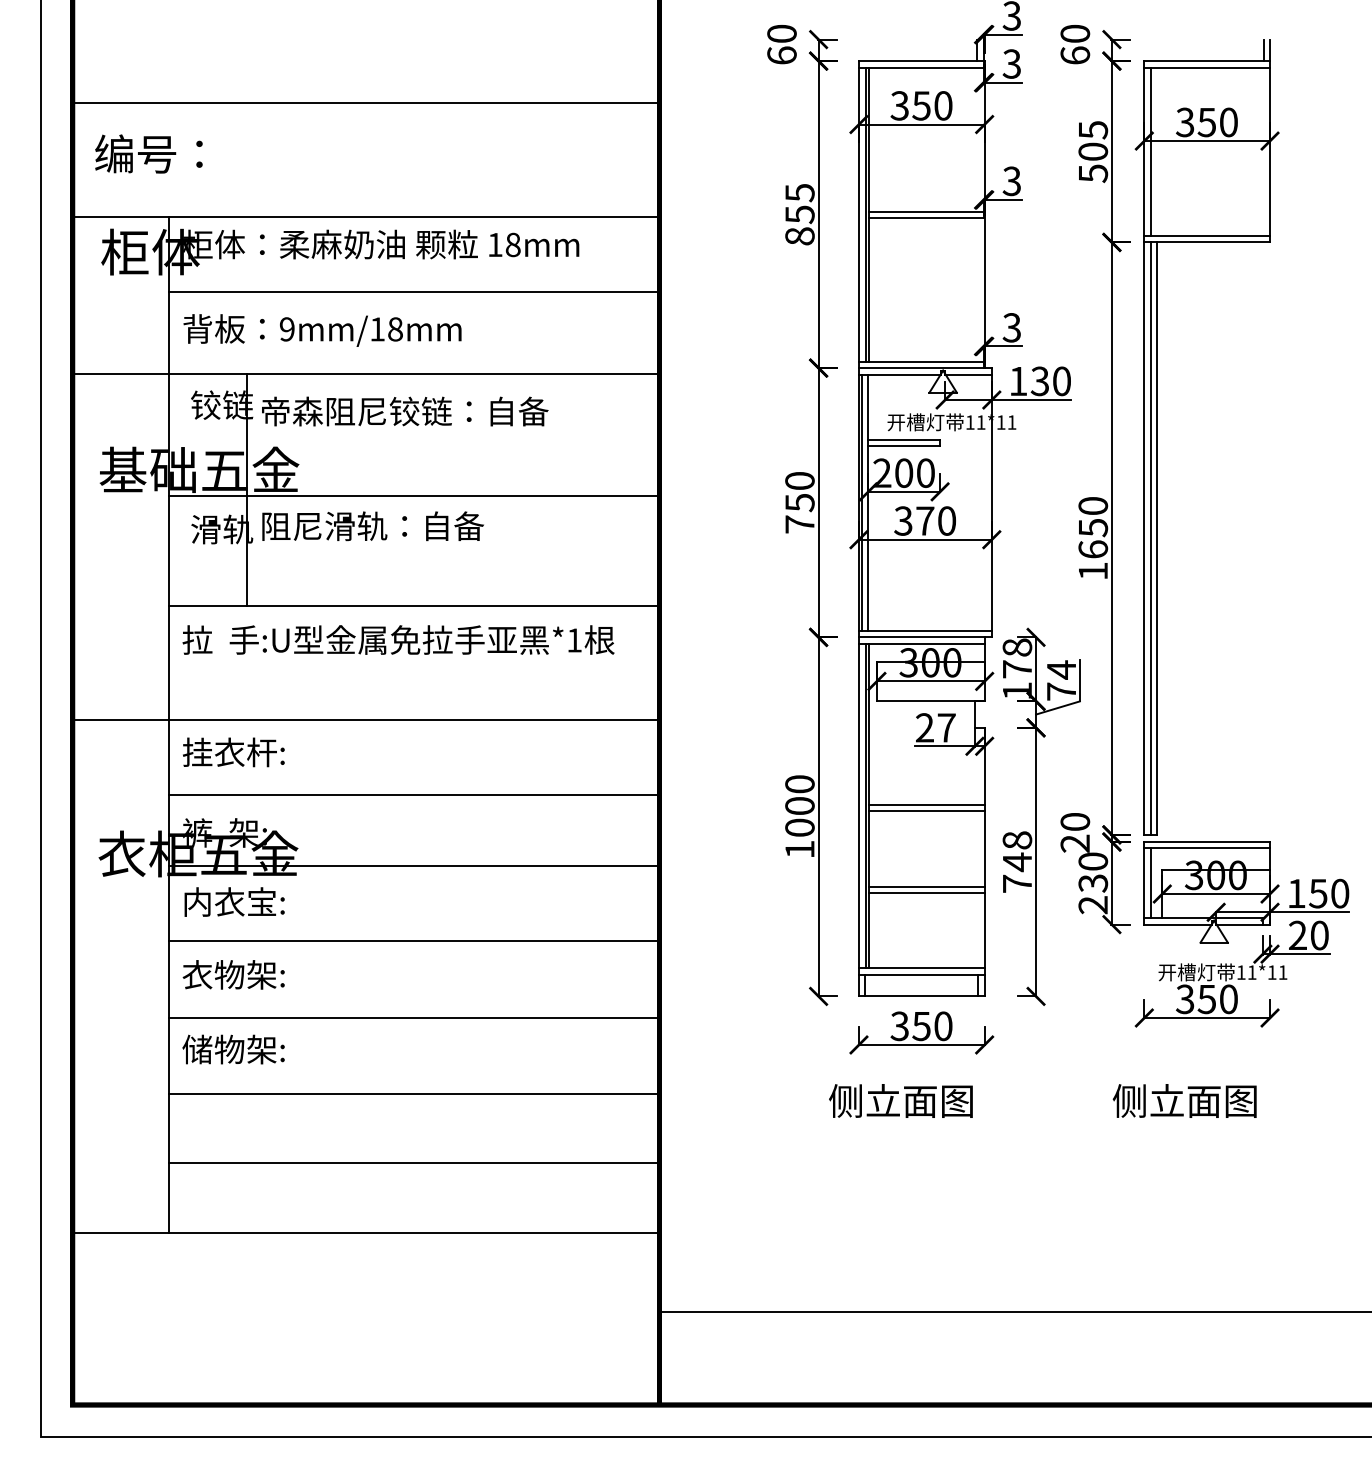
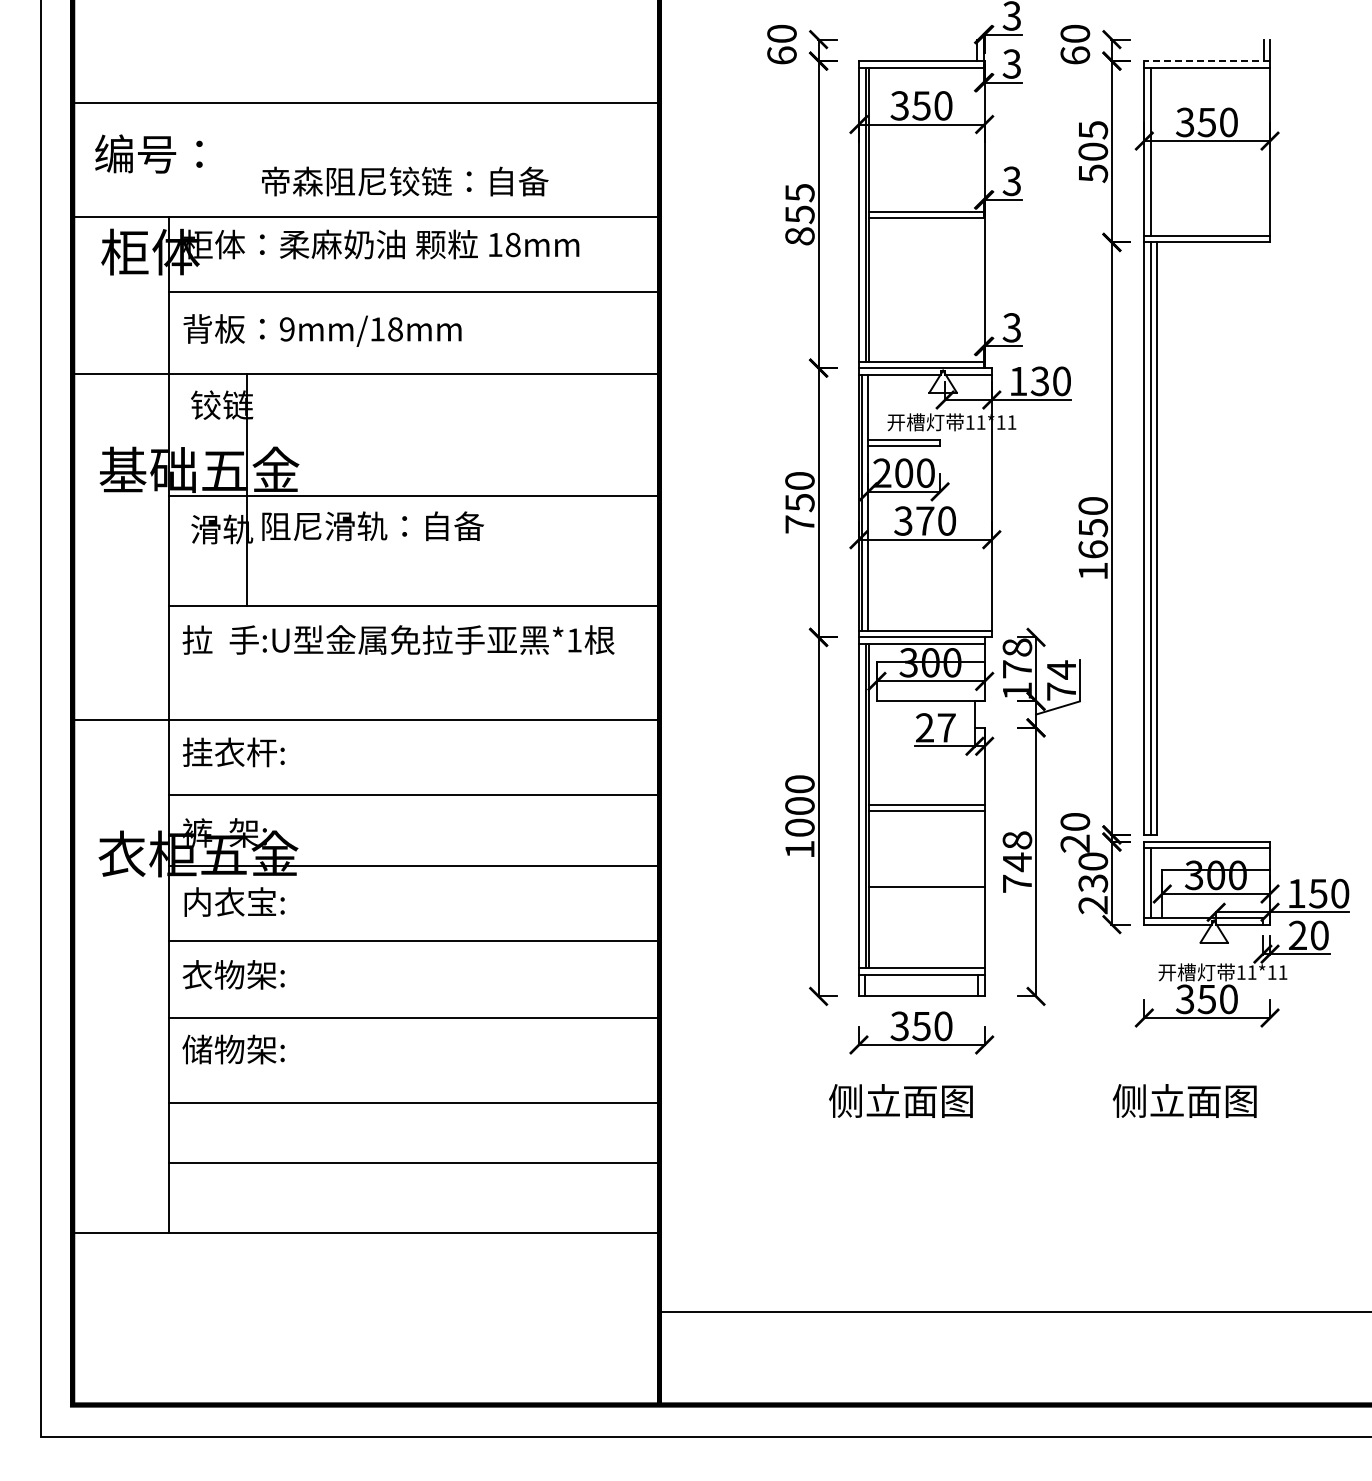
line: solid -> dashed (1207, 61)
text position: (405, 411) -> (405, 181) (405, 181)
line: present -> none (926, 893)
line position: (414, 1093) -> (414, 1102) (414, 1102)
